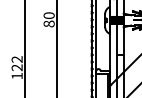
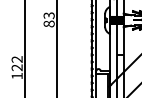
text: 80 -> 83 (48, 15)
